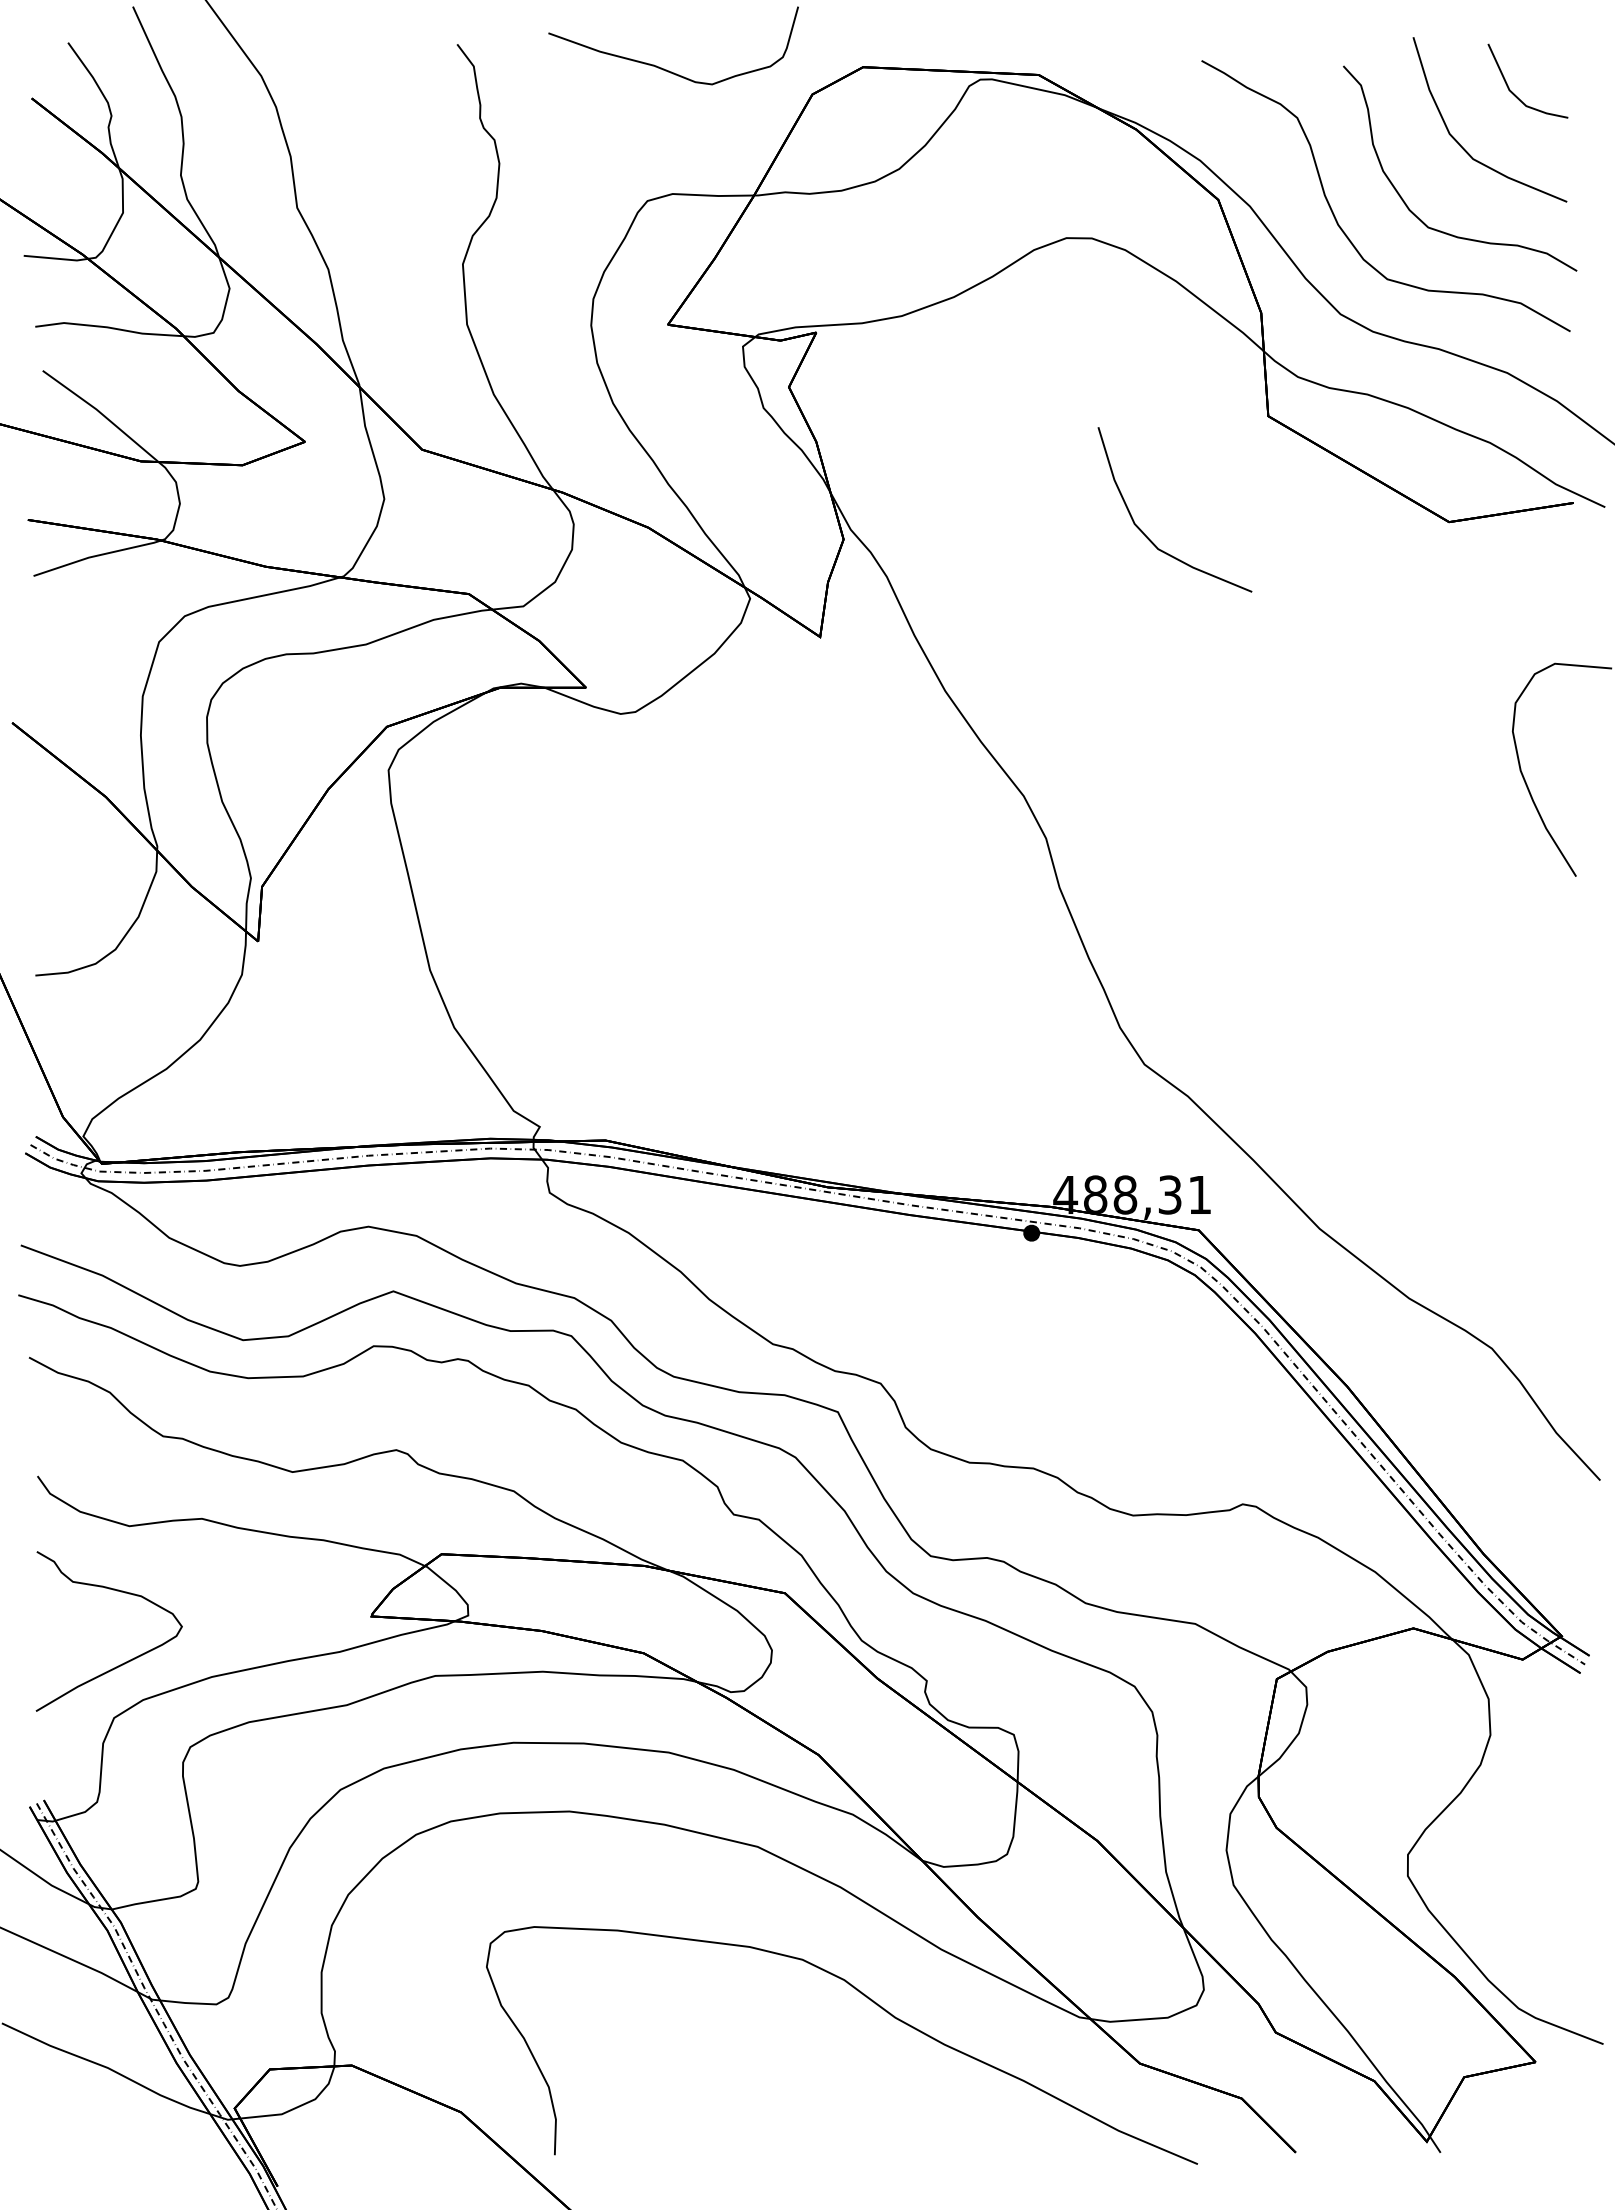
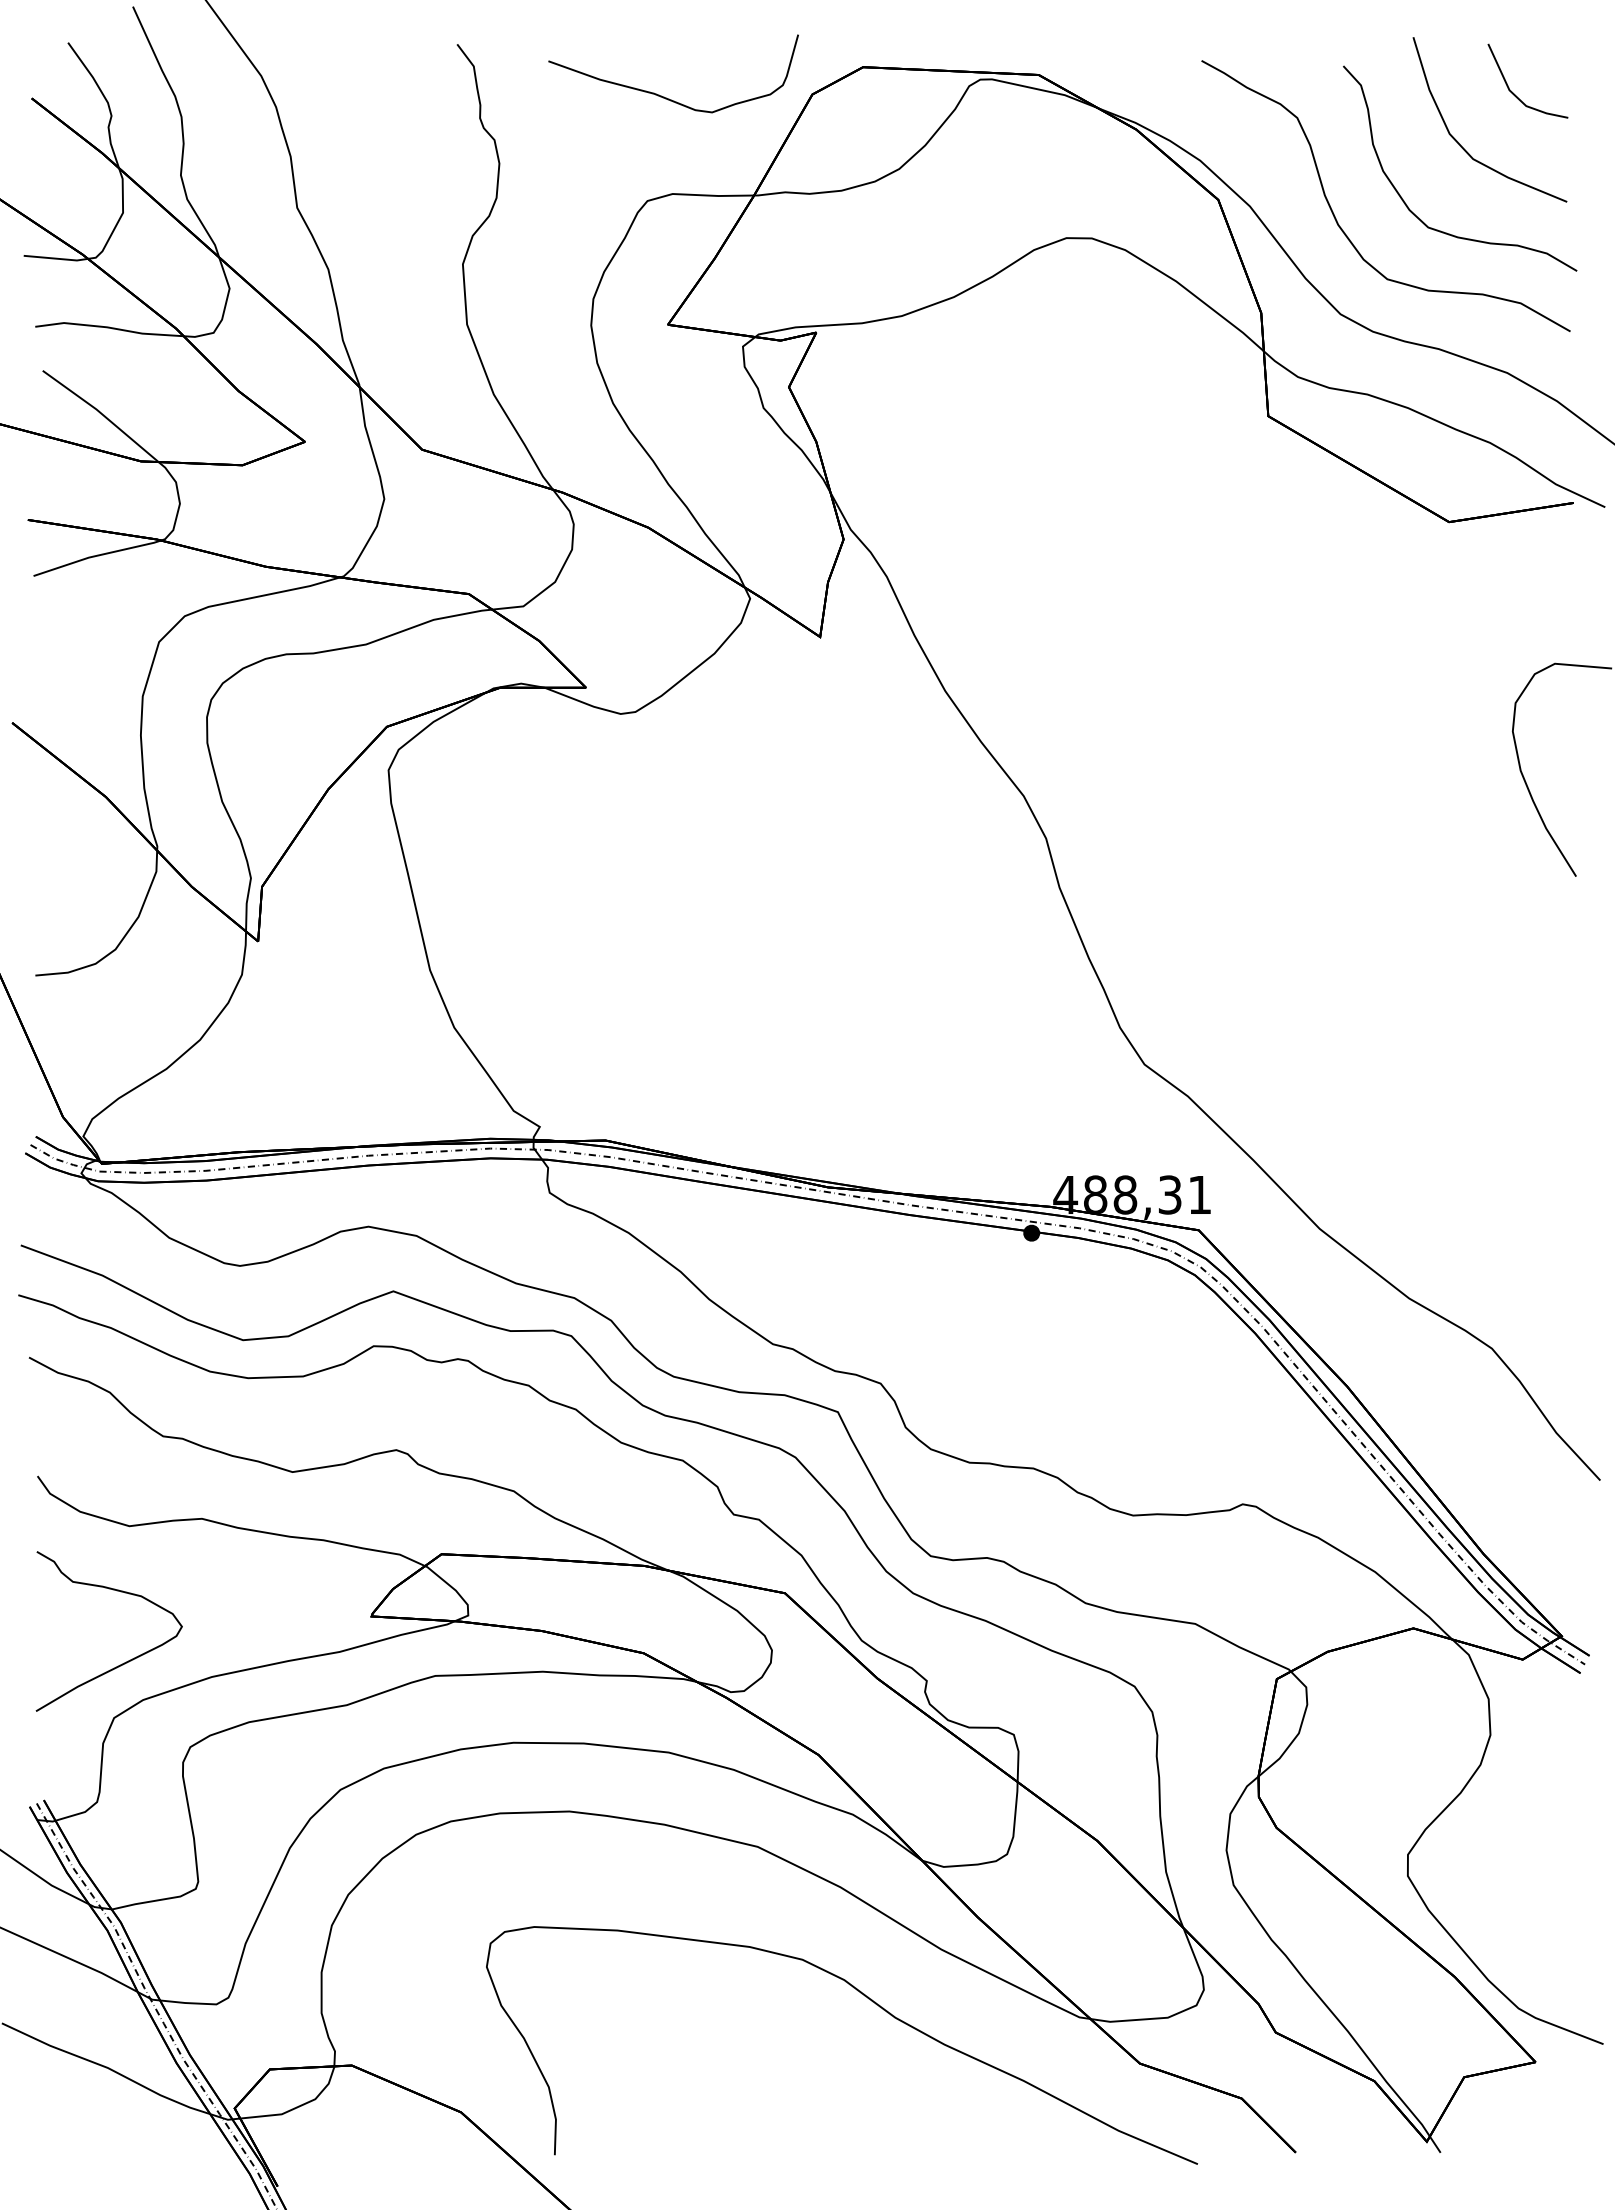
curve position: (664, 68) -> (664, 96) (664, 96)
curve: present -> none (1143, 531)
